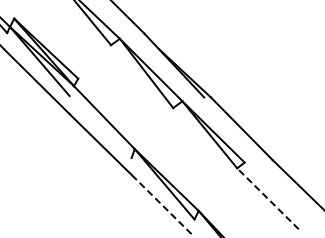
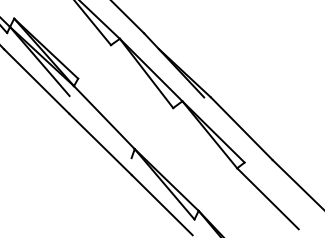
line: dashed -> solid (267, 198)
line: dashed -> solid (162, 205)
